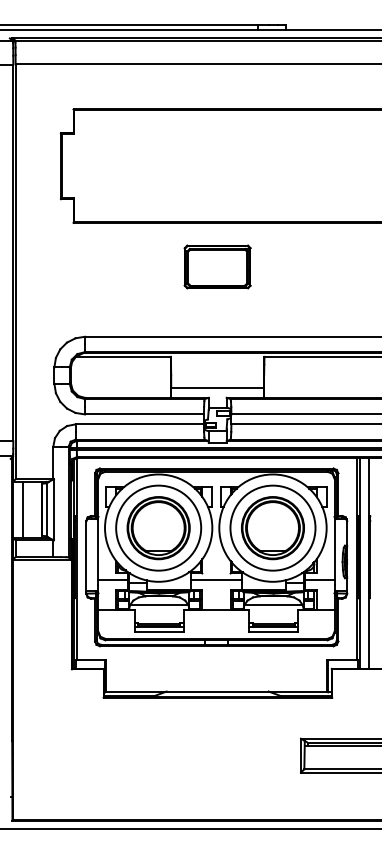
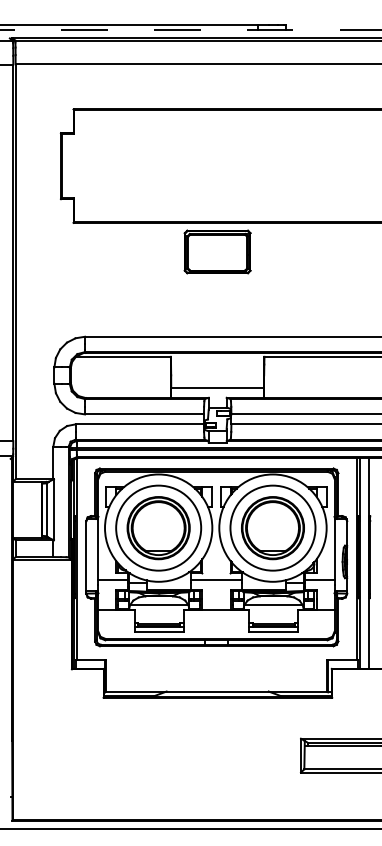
line: solid -> dashed (190, 30)
part position: (217, 266) -> (217, 251) (217, 251)
line: present -> none (23, 509)
